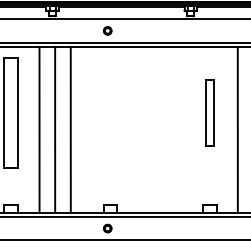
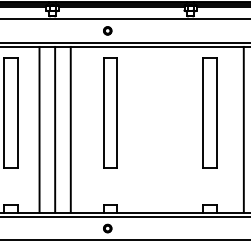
part: none -> present (110, 112)
part size: 10x68 px -> 16x112 px (209, 112)
line position: (237, 129) -> (243, 129) (243, 129)
